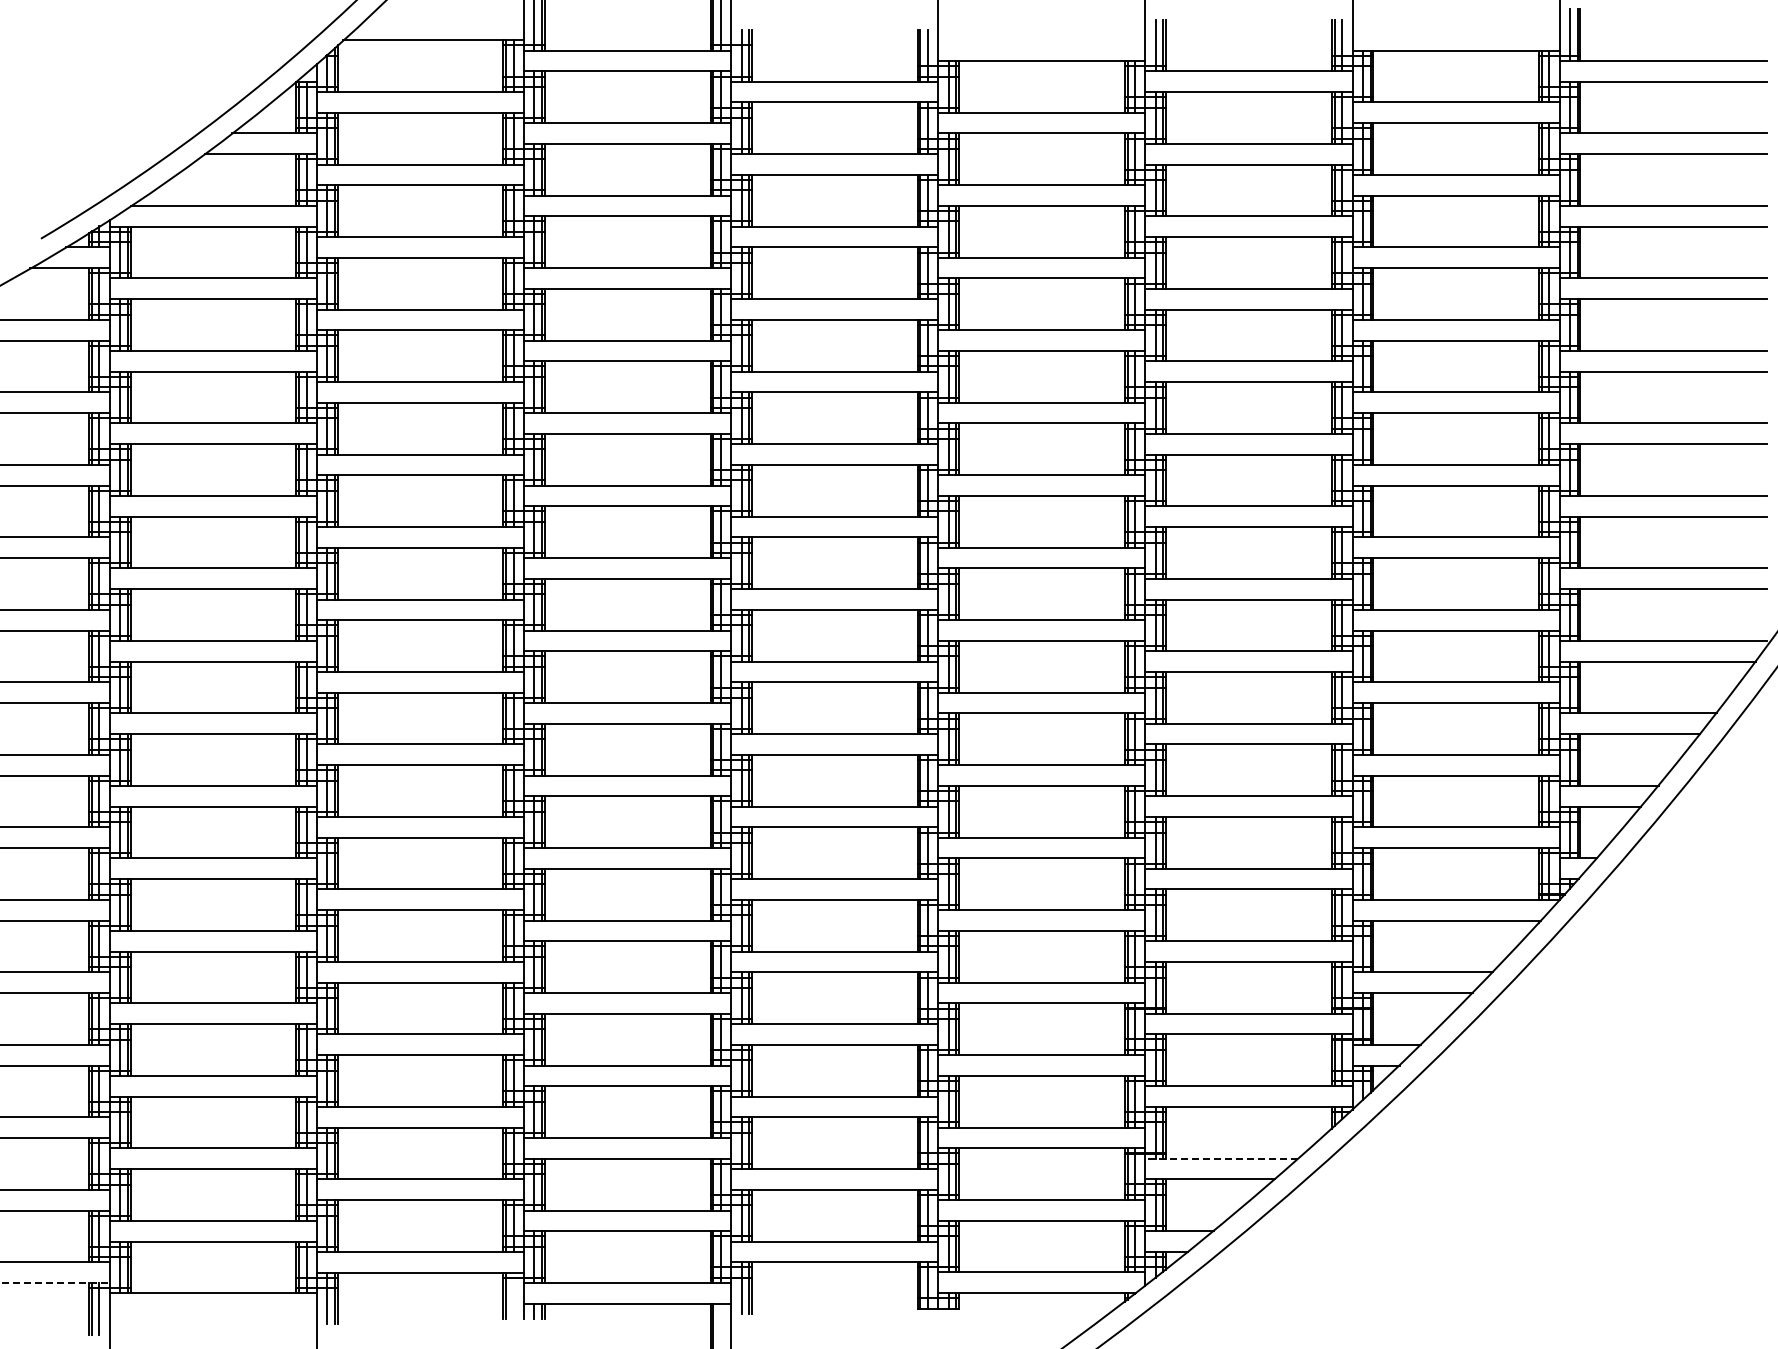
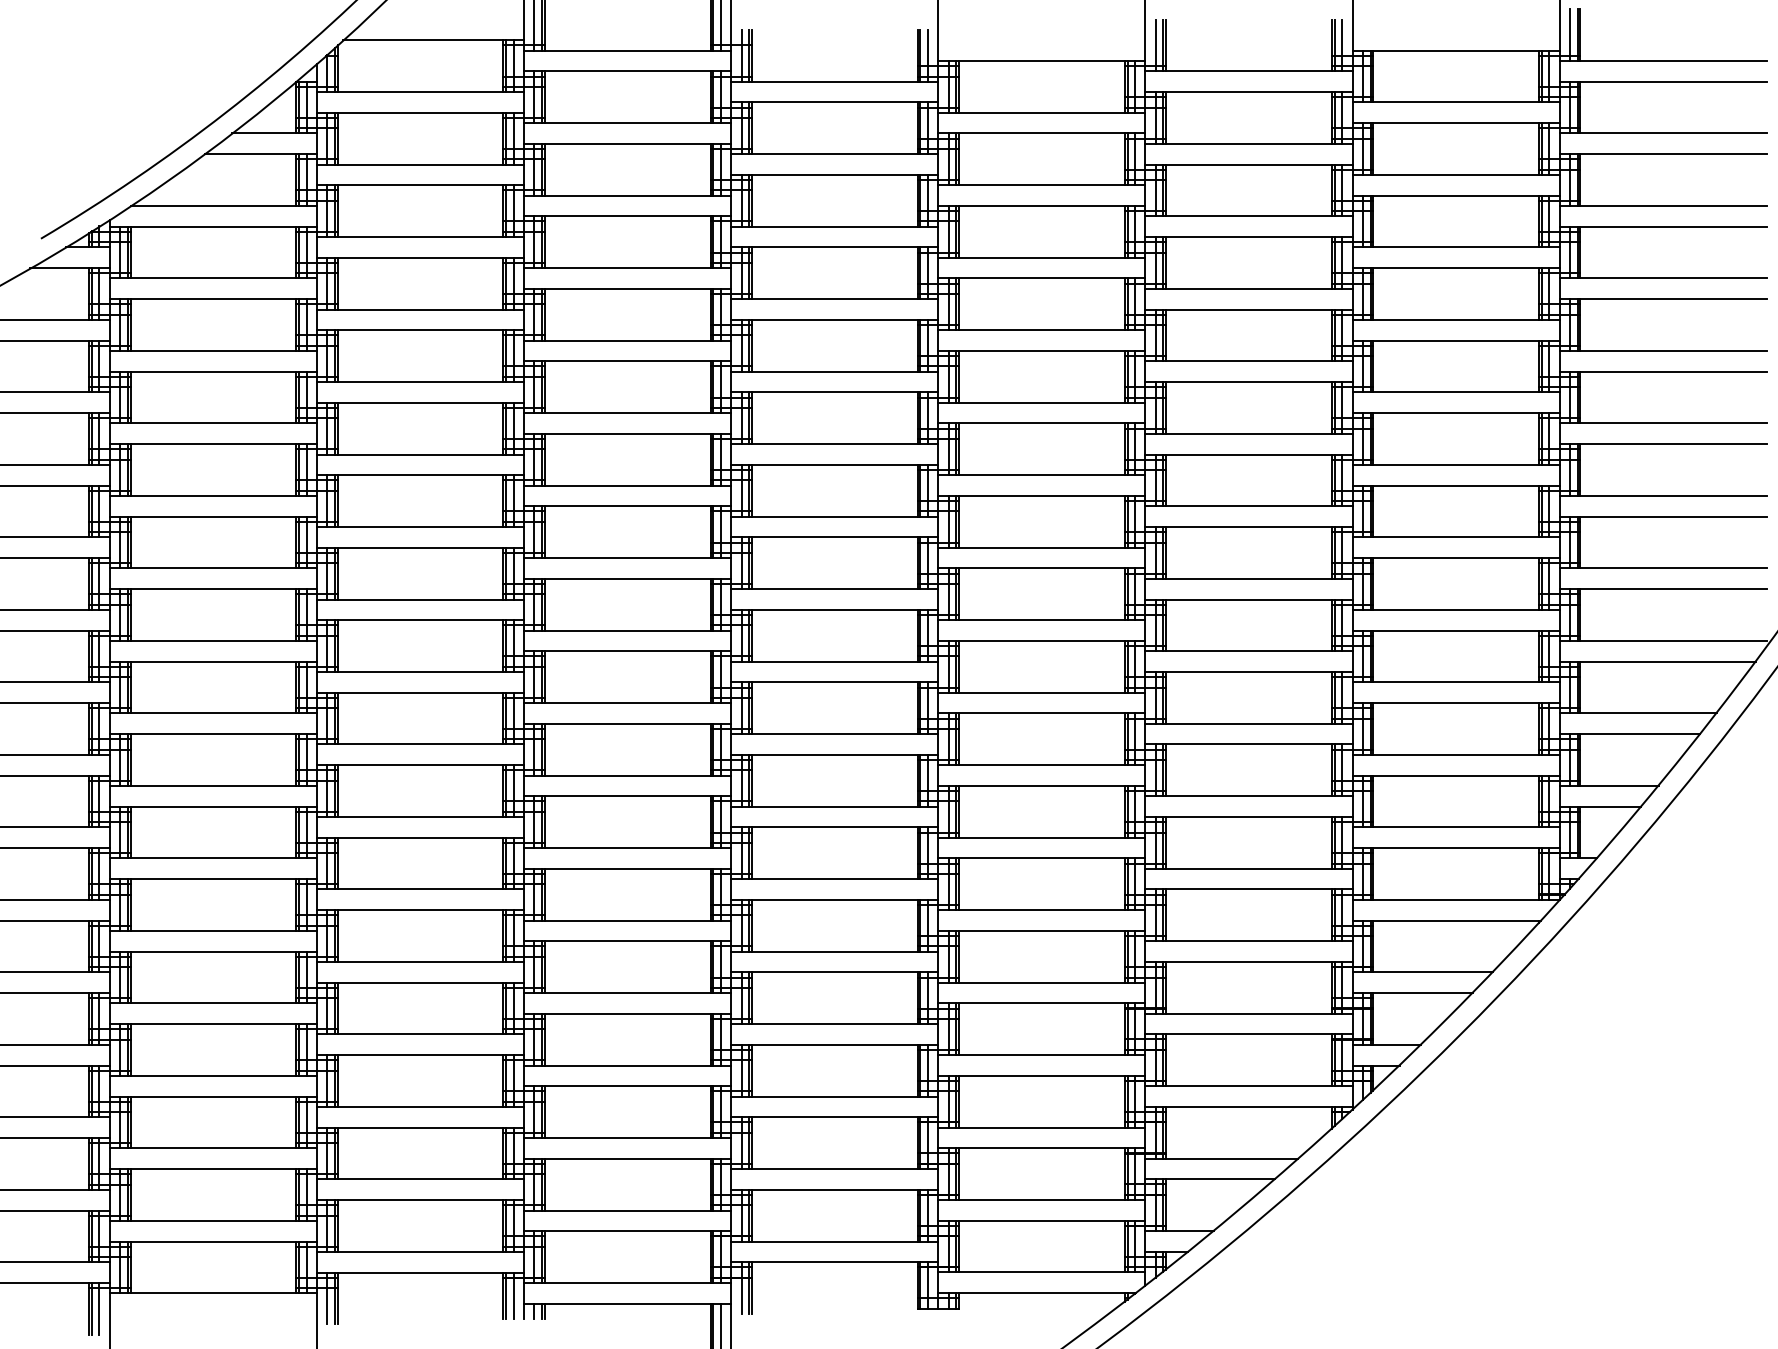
line: dashed -> solid (1221, 1158)
line: dashed -> solid (55, 1283)
line: none -> present (513, 1295)
line: none -> present (720, 1324)
